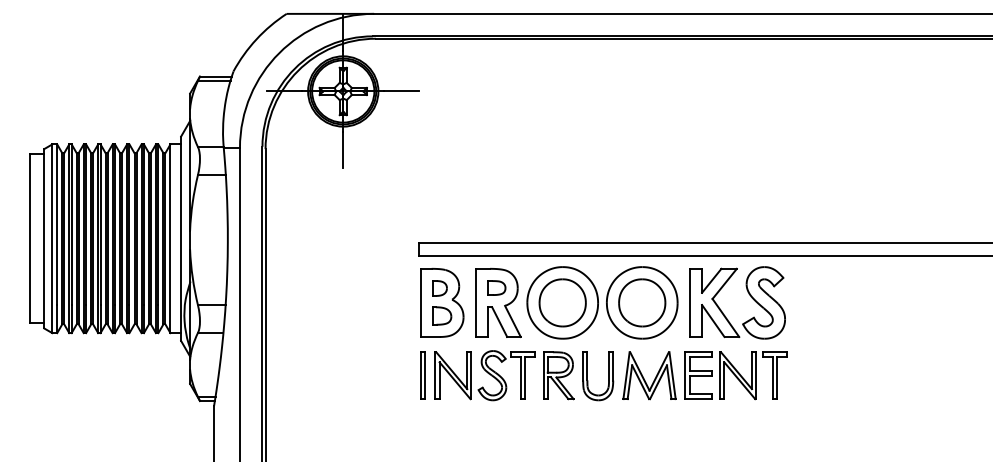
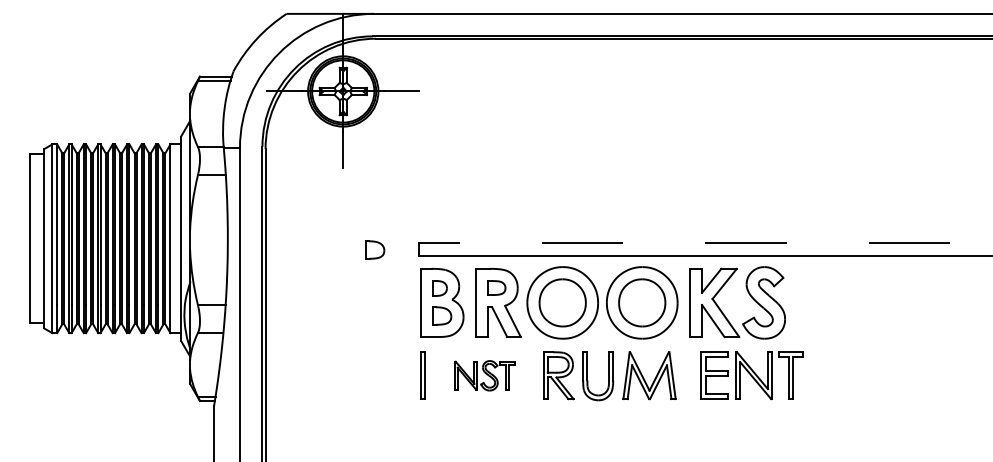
line: solid -> dashed (705, 243)
part: none -> present (375, 249)
part size: 102x52 px -> 62x32 px (484, 375)
part position: (735, 375) -> (751, 375) (751, 375)
